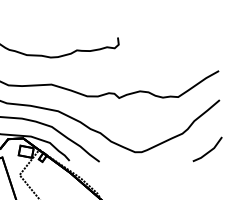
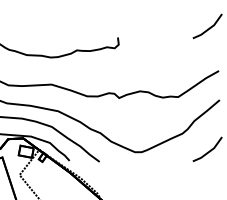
line: none -> present (207, 28)
